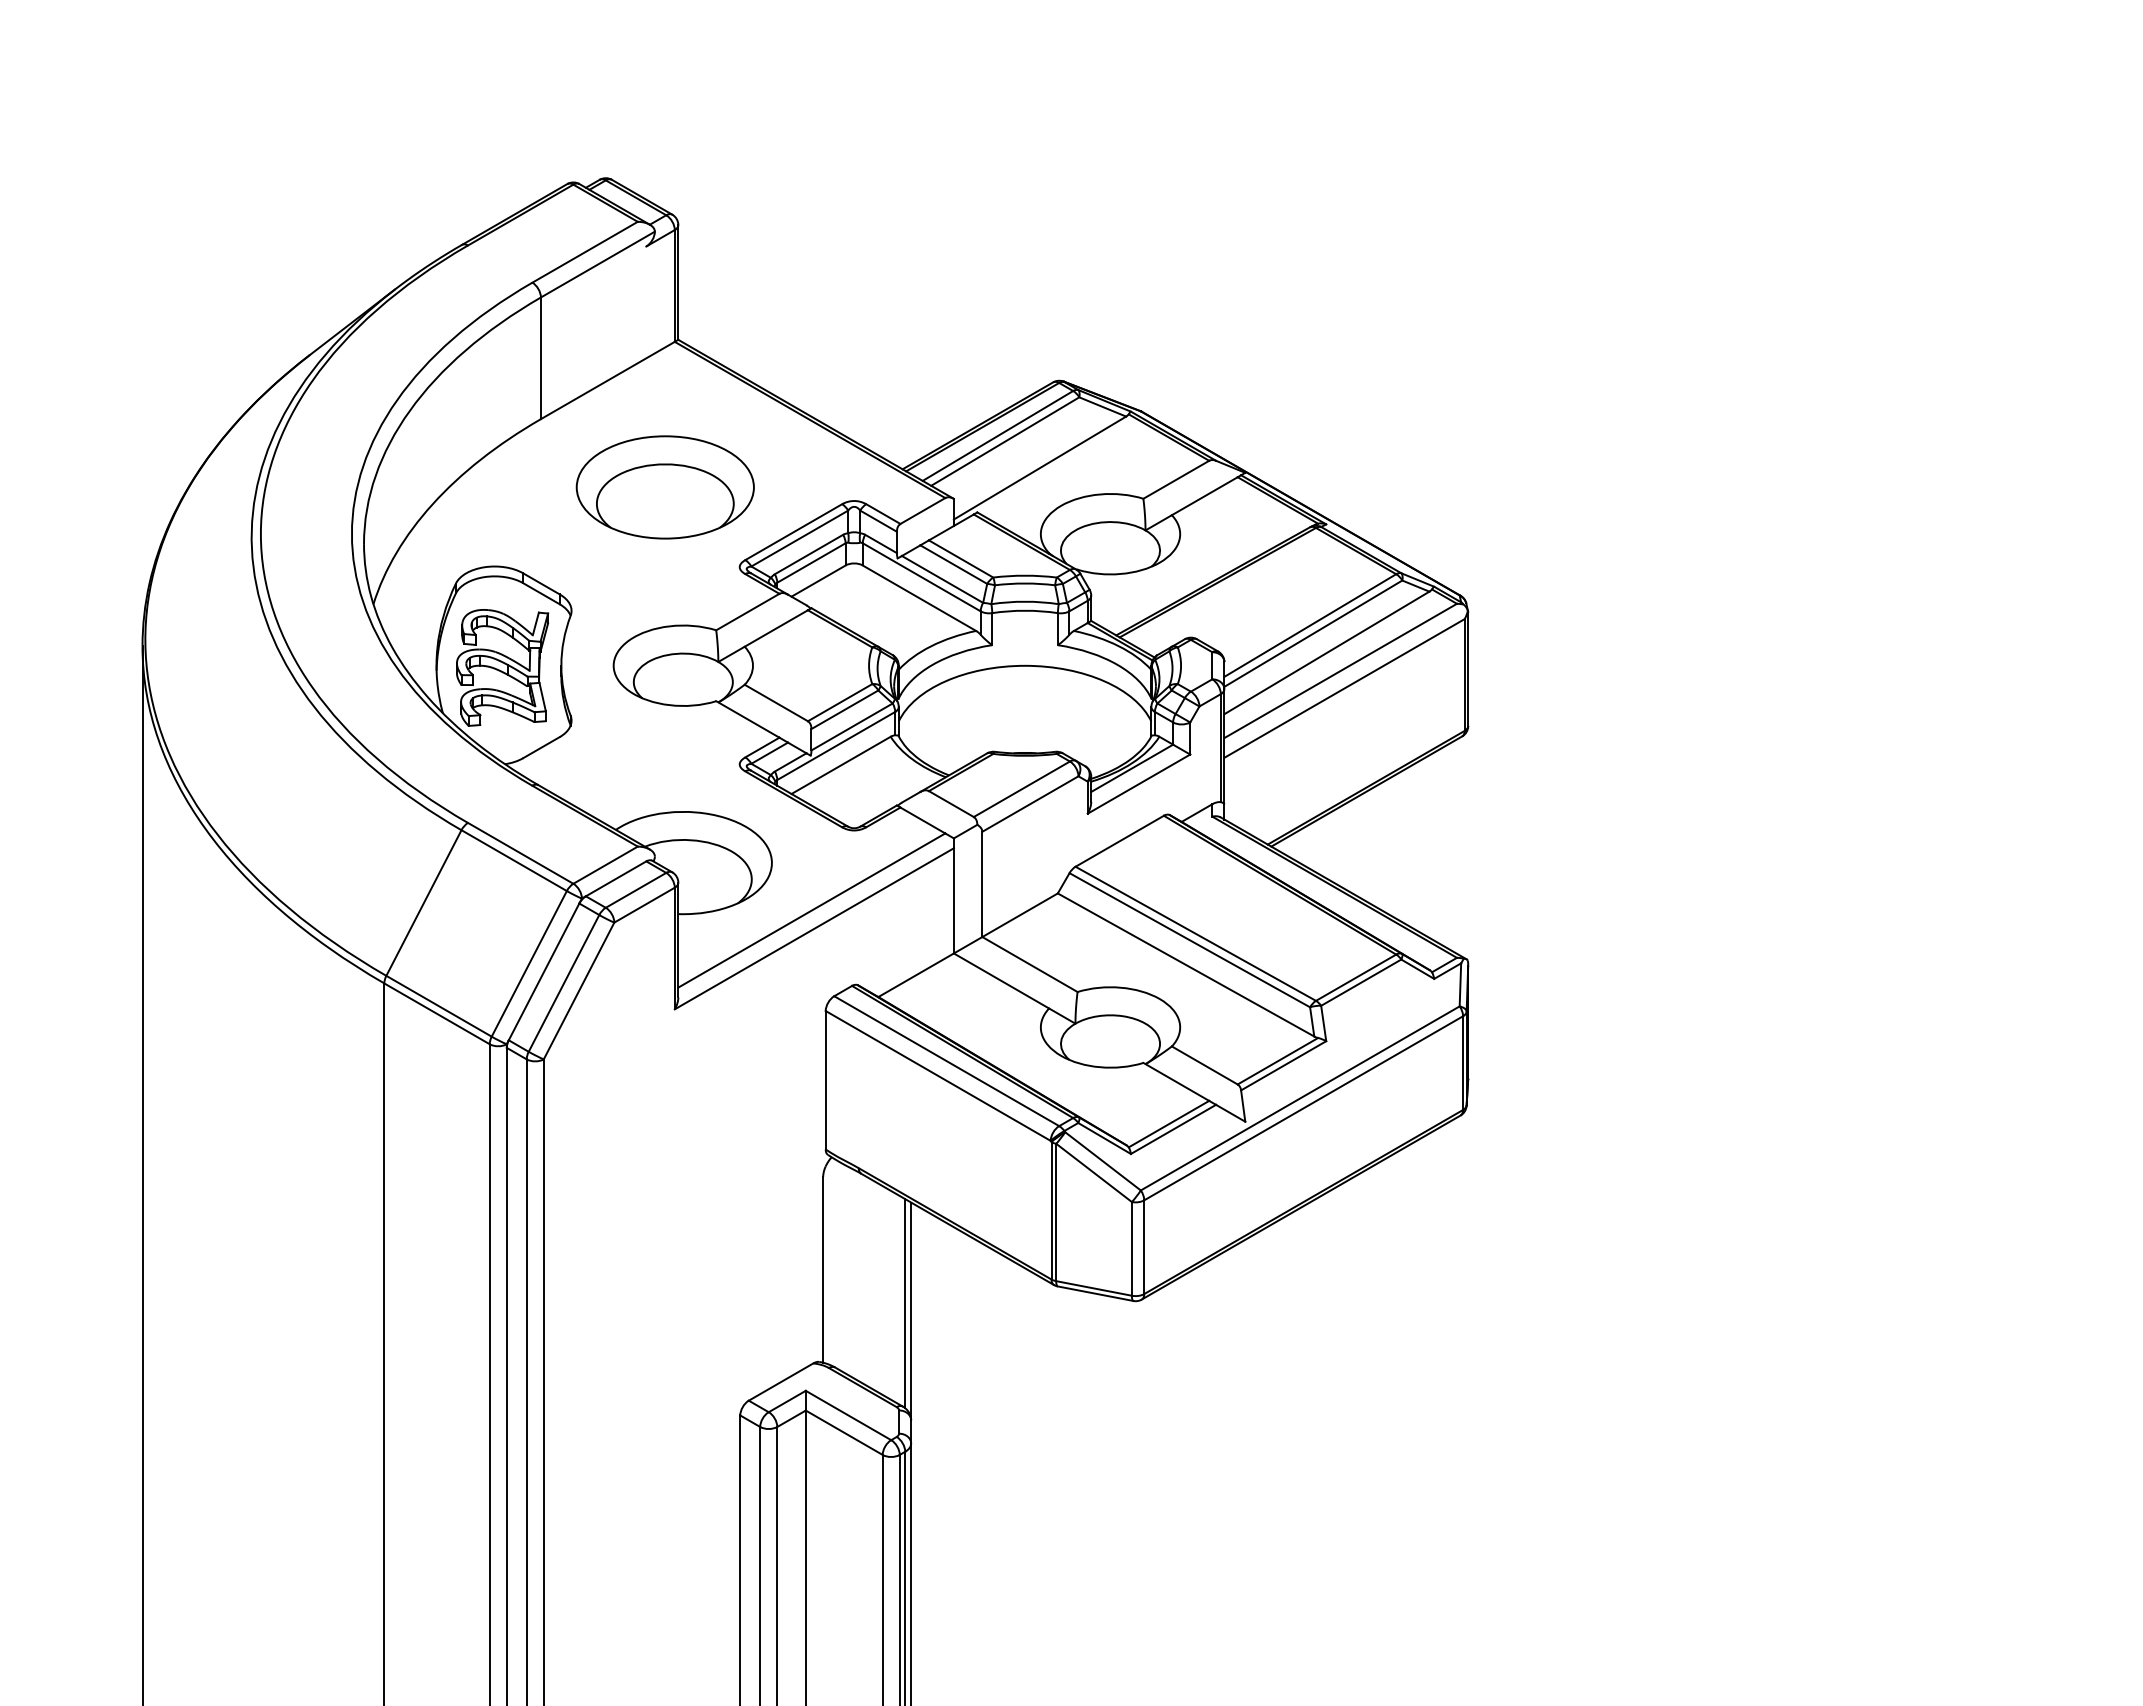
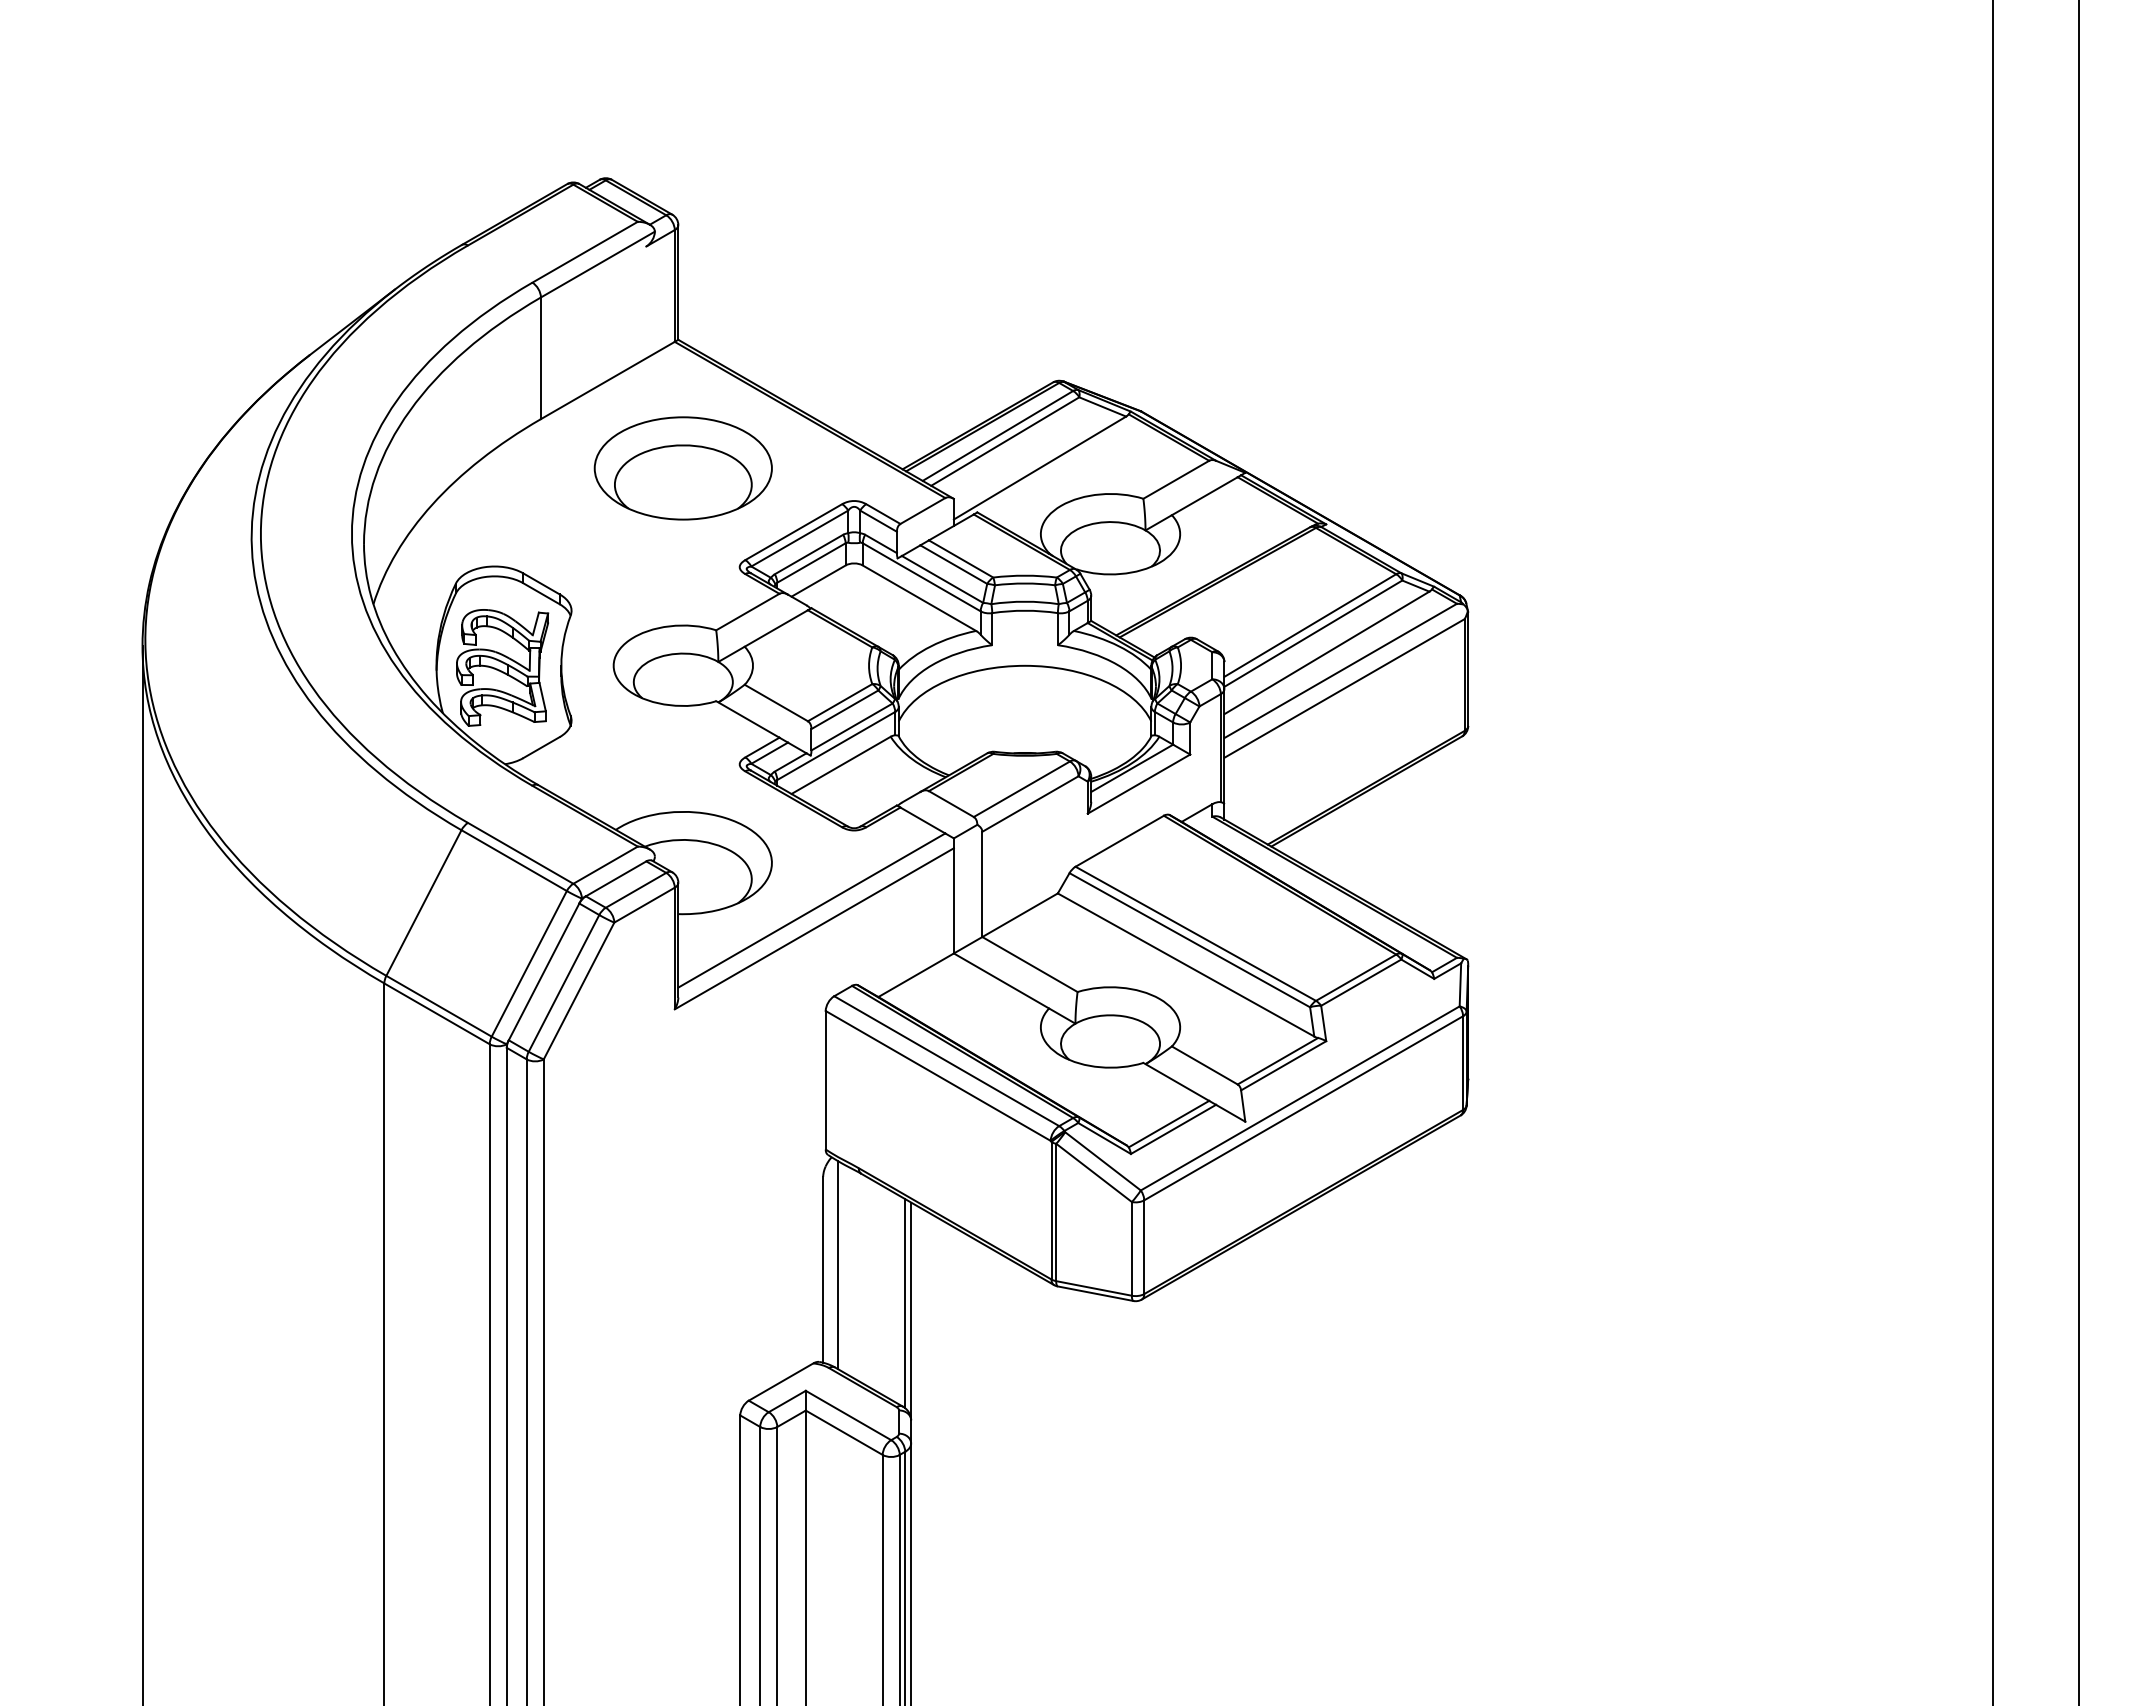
part position: (664, 487) -> (682, 468) (682, 468)
line: none -> present (1993, 852)
line: none -> present (2078, 852)
line: none -> present (837, 1264)
